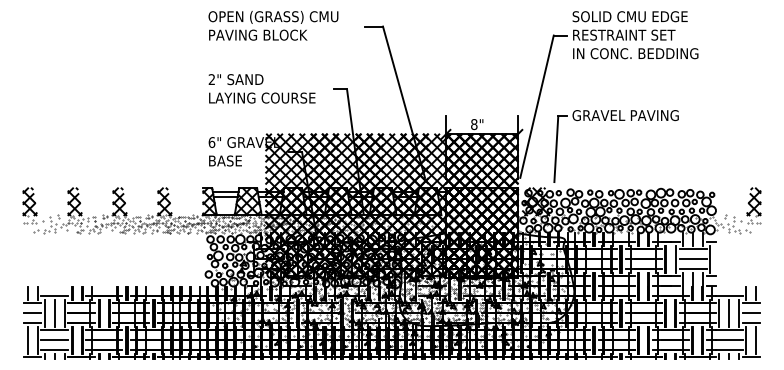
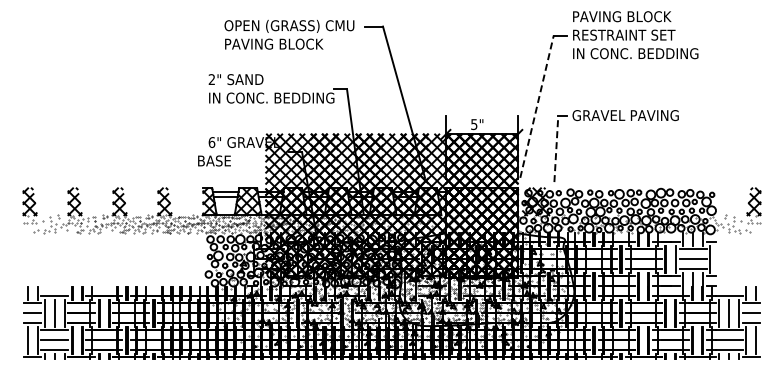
text: SOLID CMU EDGE -> PAVING BLOCK (629, 16)
text position: (273, 25) -> (289, 34) (289, 34)
text: LAYING COURSE -> IN CONC. BEDDING (272, 97)
line: solid -> dashed (537, 106)
text: 8" -> 5" (474, 124)
line: solid -> dashed (556, 149)
text position: (225, 160) -> (214, 160) (214, 160)
